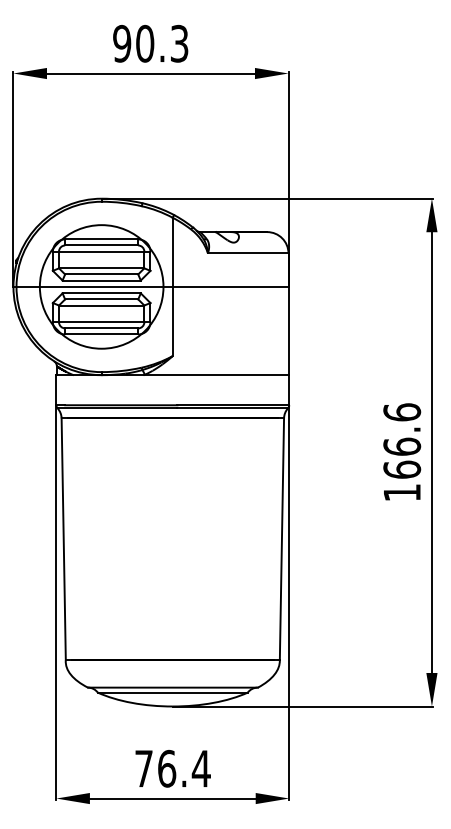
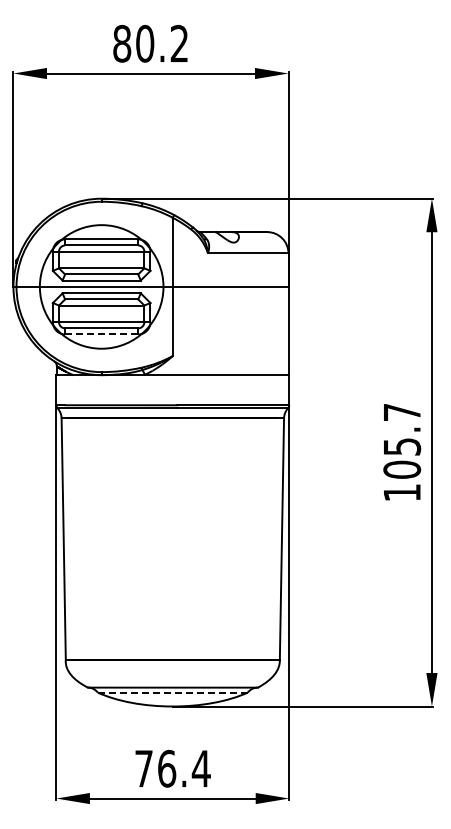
text: 90.3 -> 80.2 (150, 43)
line: solid -> dashed (101, 334)
text: 166.6 -> 105.7 (402, 440)
line: solid -> dashed (173, 692)
